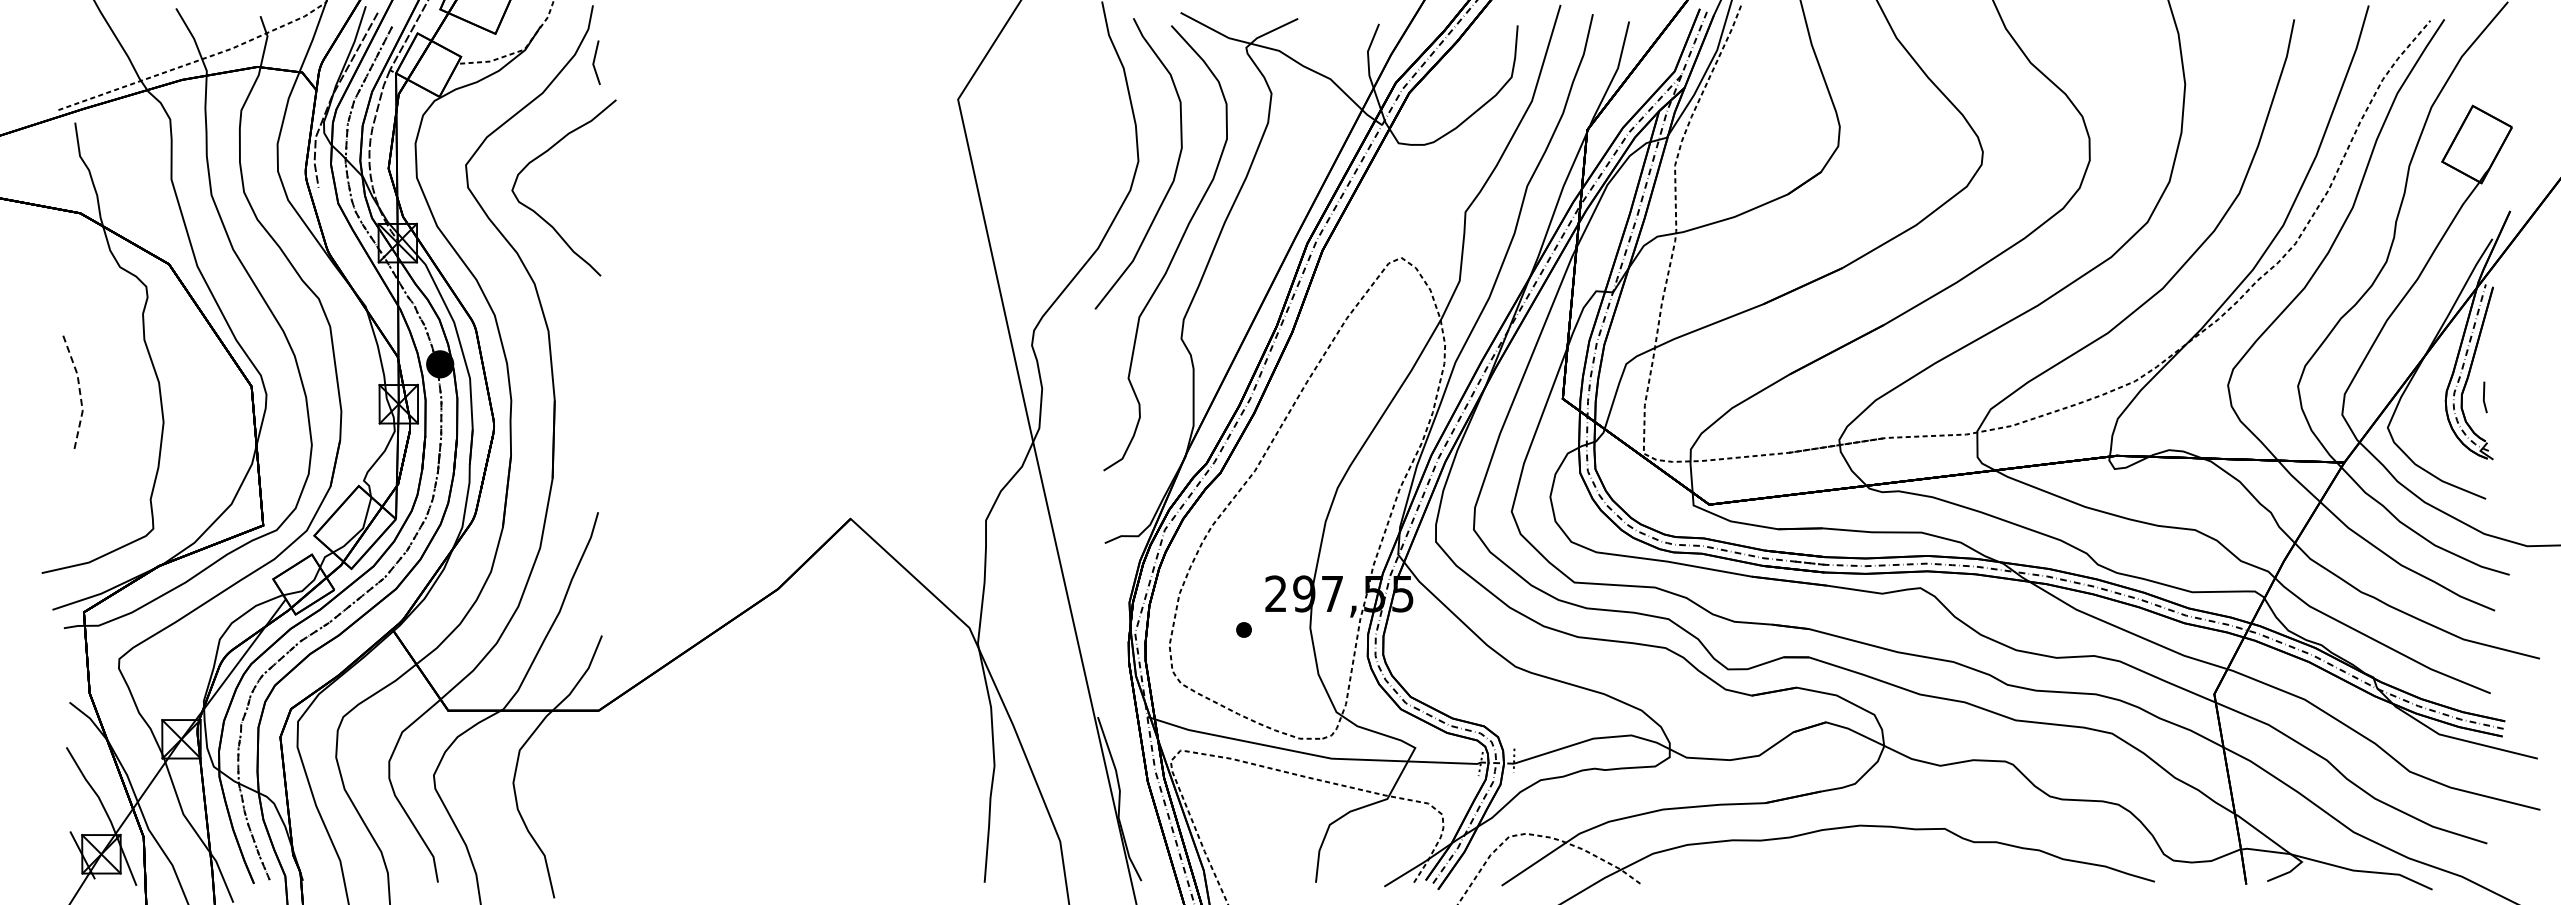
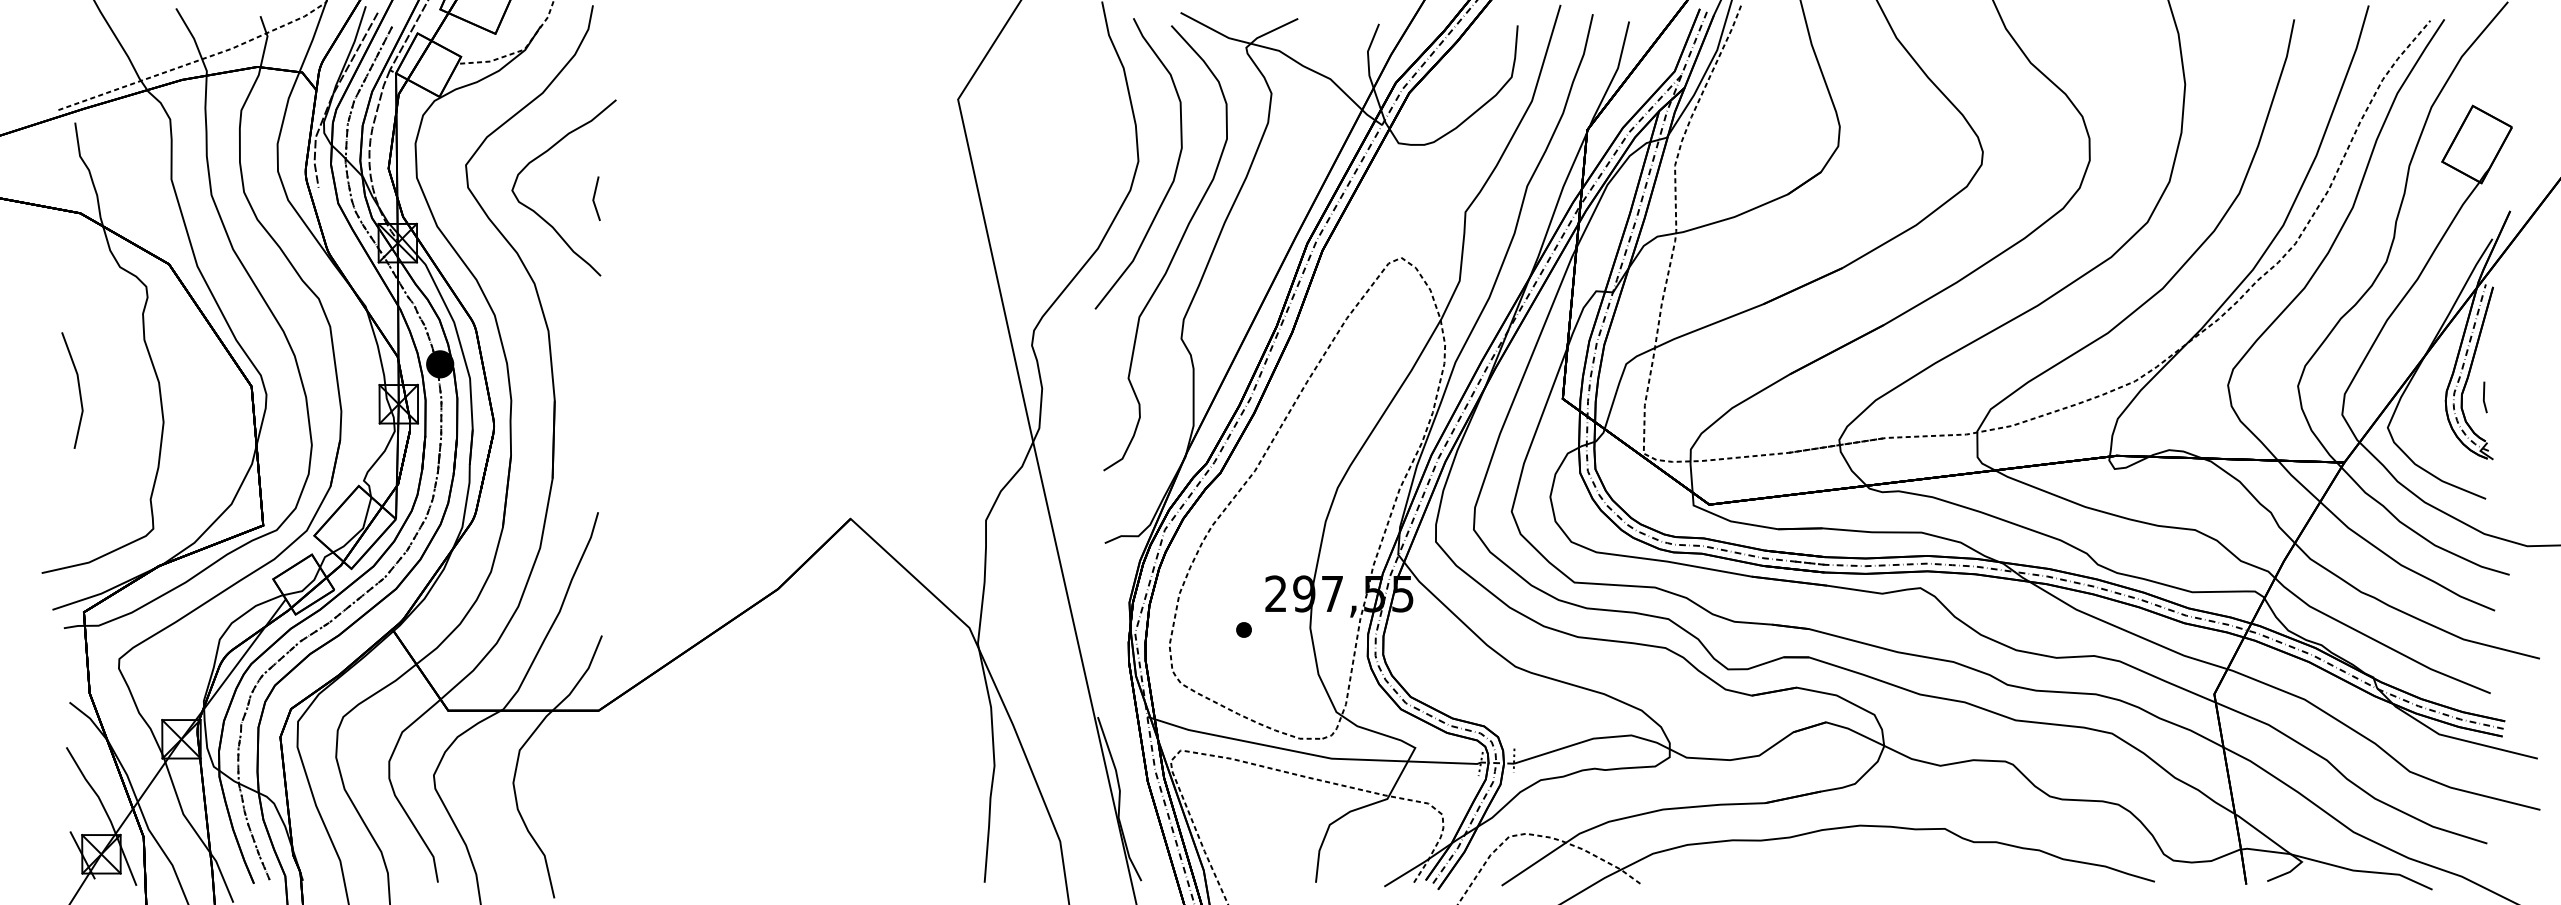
line position: (594, 62) -> (594, 198) (594, 198)
line: dashed -> solid (79, 389)
